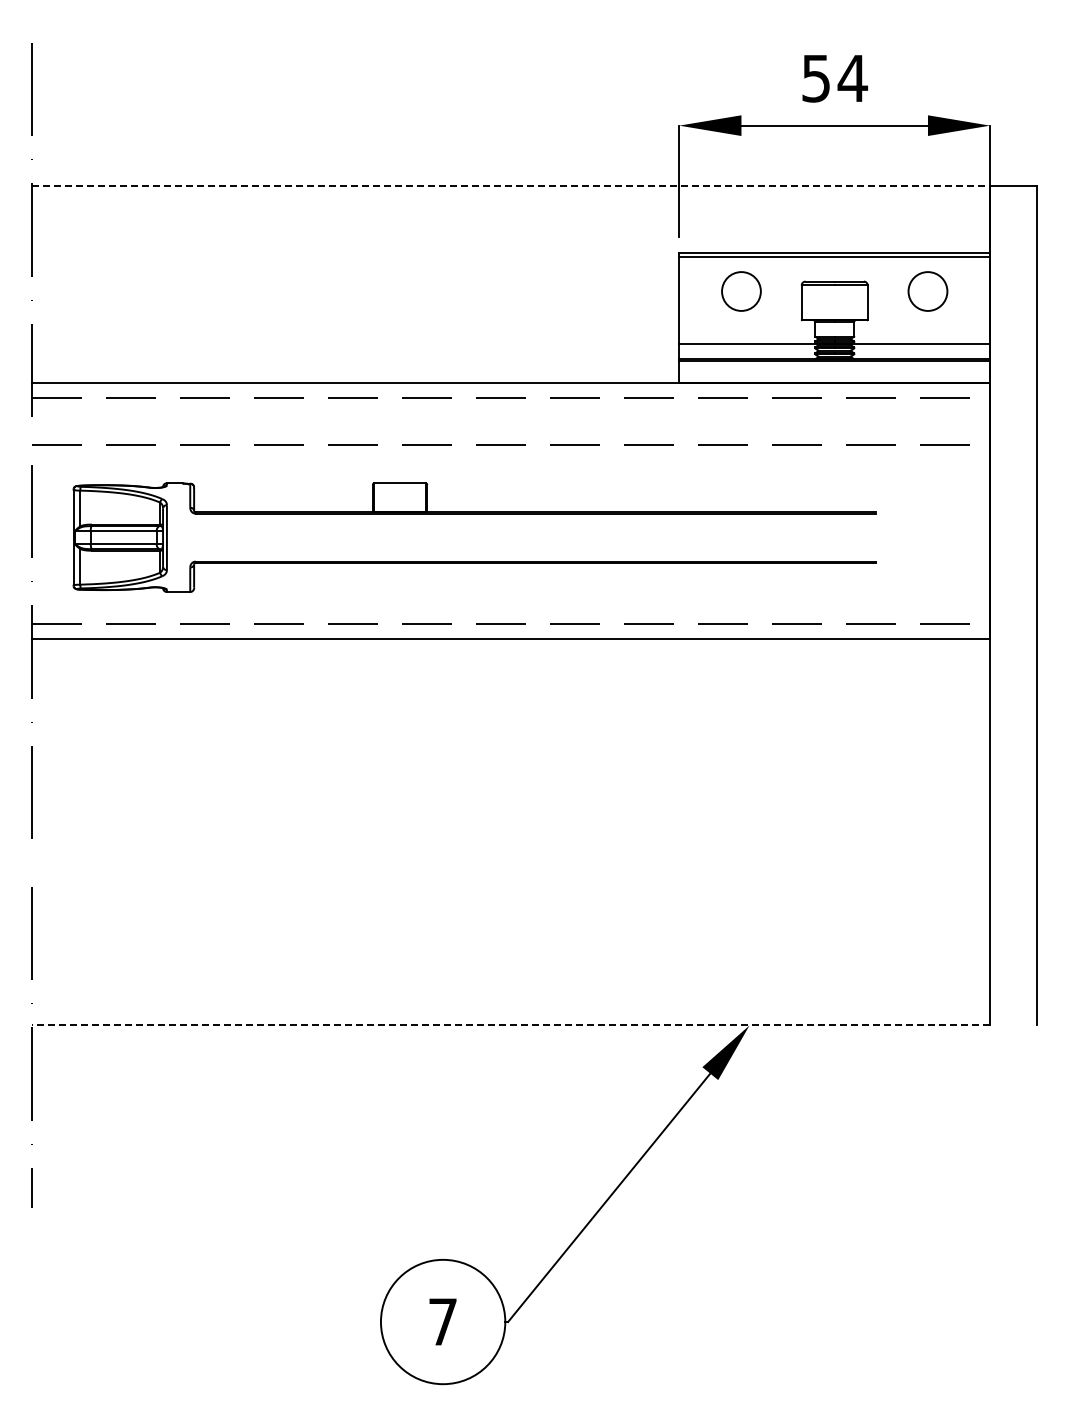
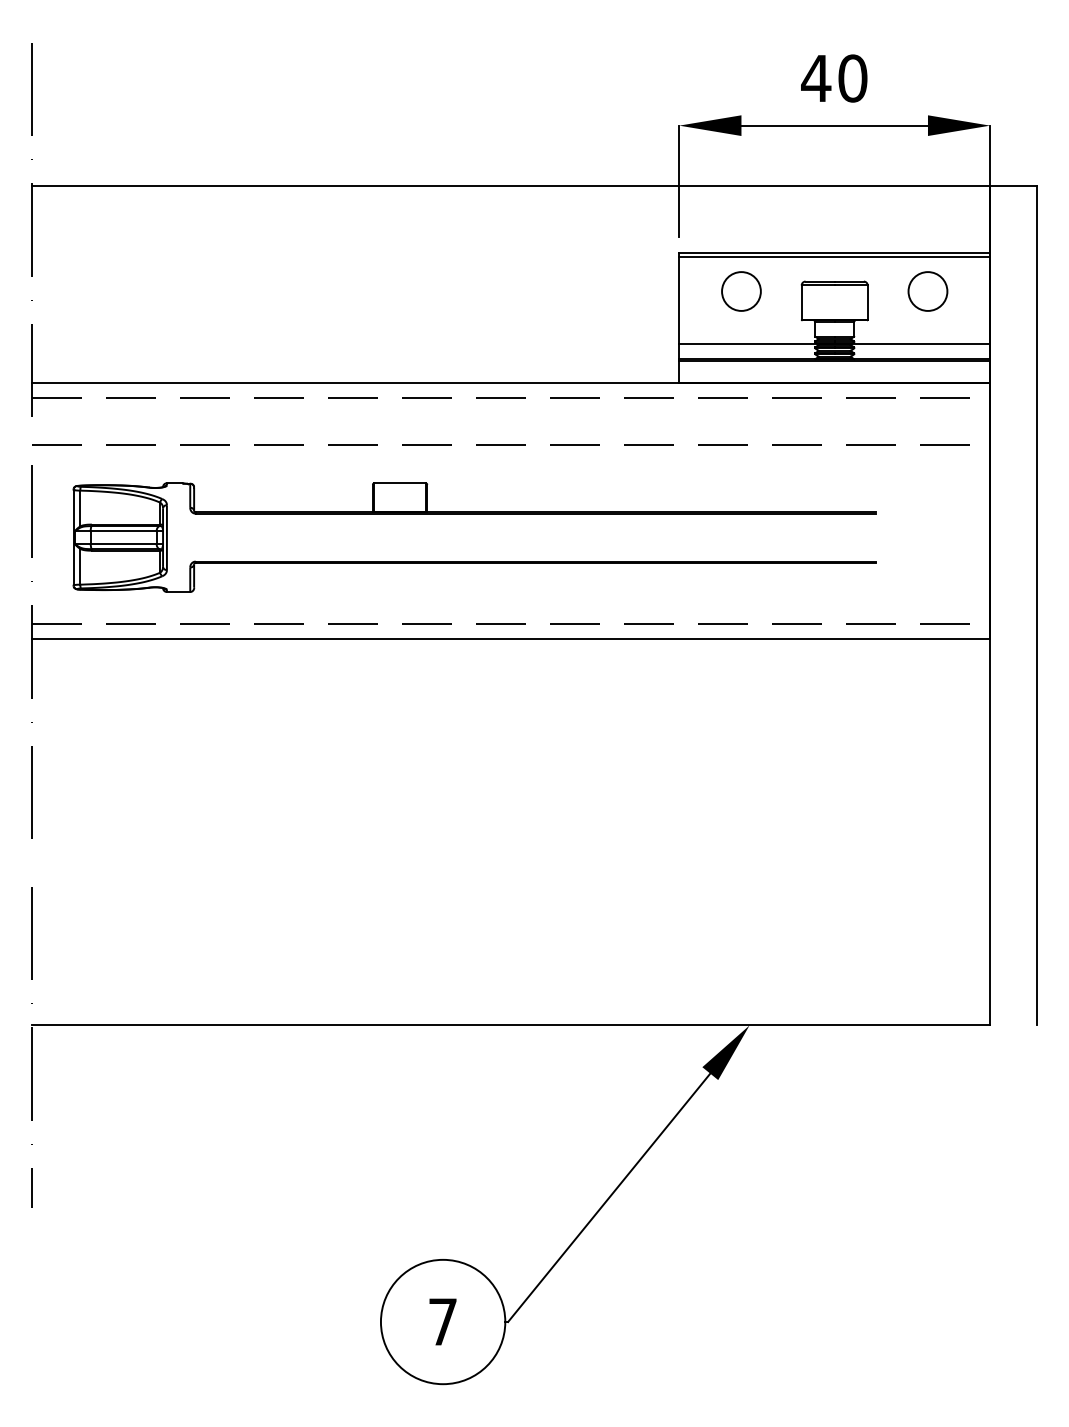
text: 54 -> 40 (834, 78)
line: dashed -> solid (511, 185)
line: dashed -> solid (511, 1025)
